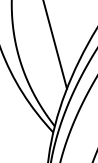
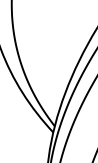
line: present -> none (54, 45)
